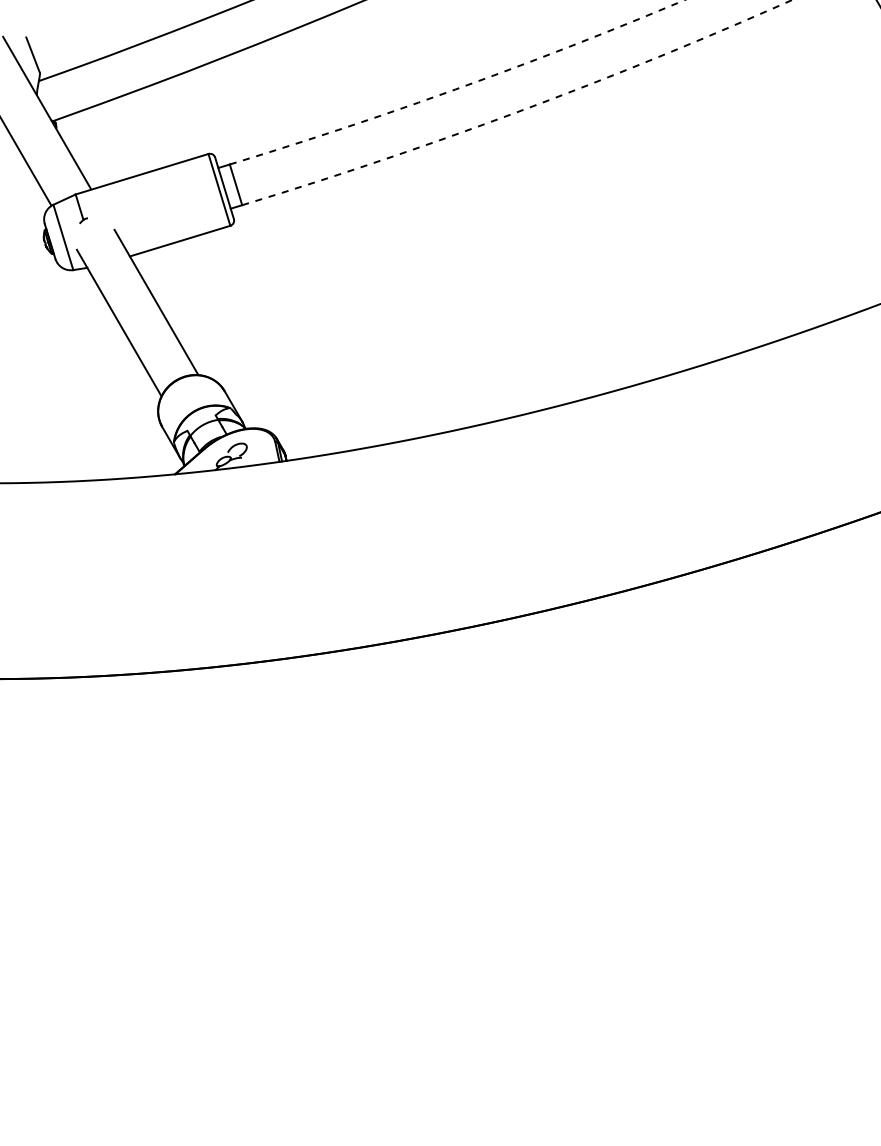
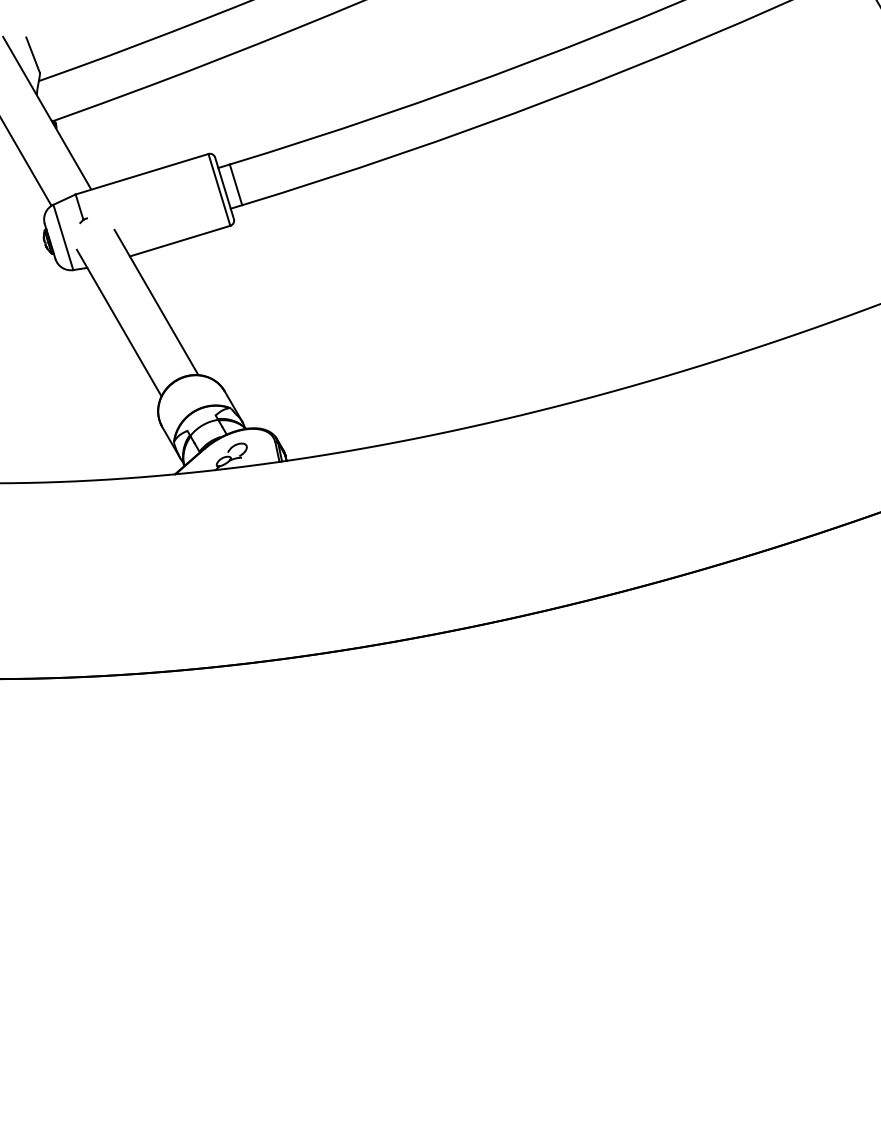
arc: dashed -> solid (459, 88)
arc: dashed -> solid (520, 111)
